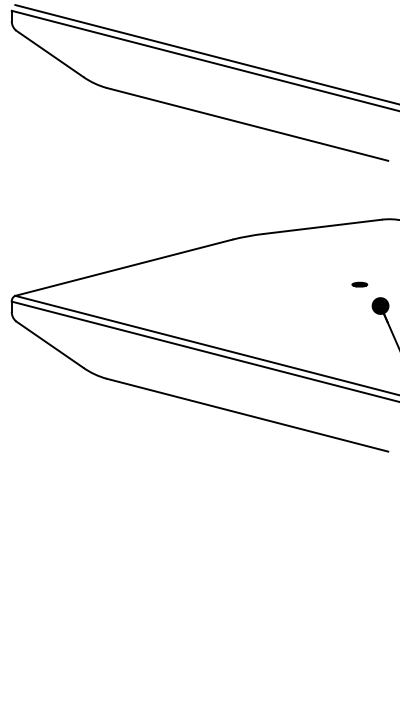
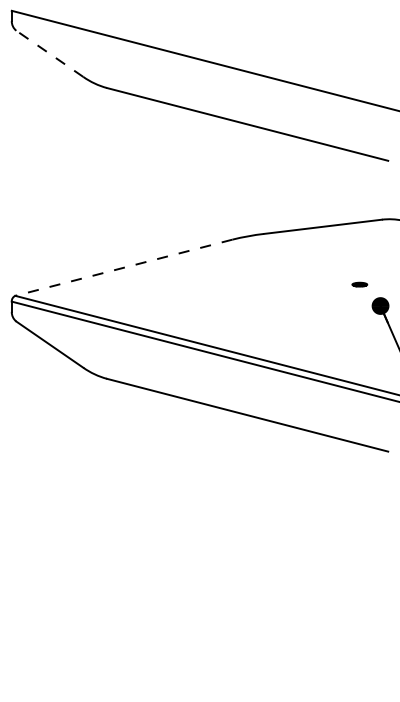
line: solid -> dashed (49, 53)
line: present -> none (205, 54)
line: solid -> dashed (123, 267)
